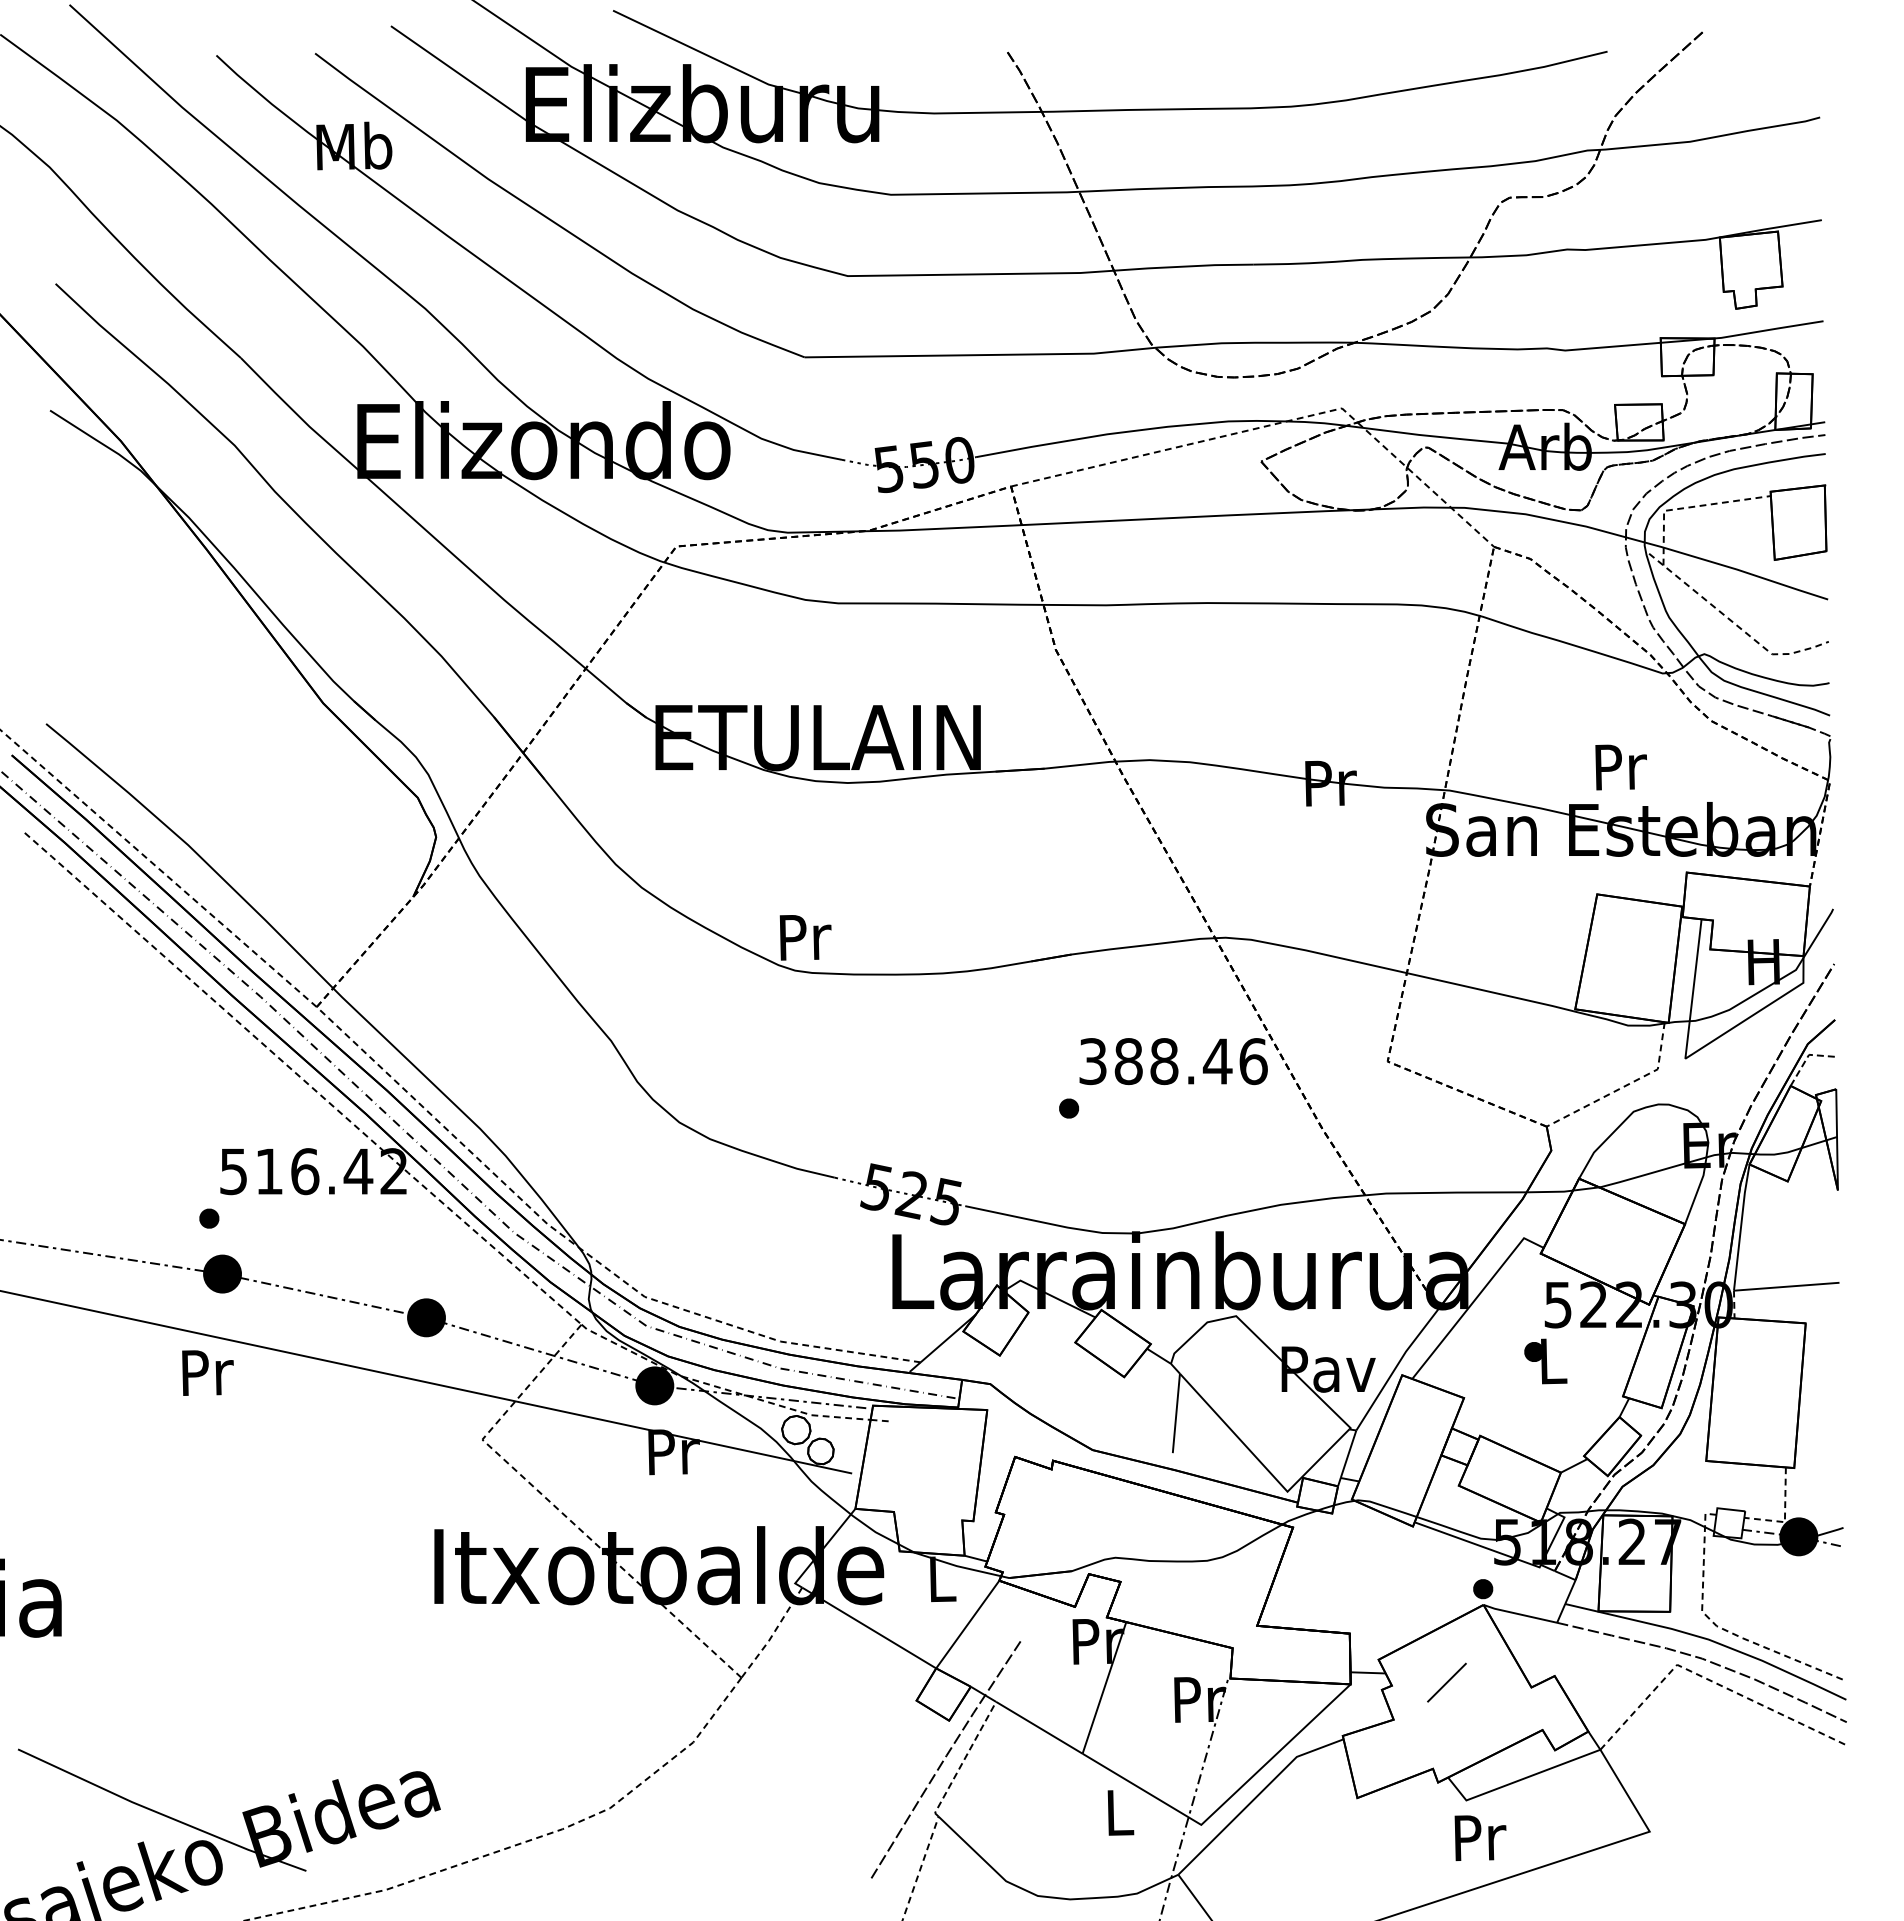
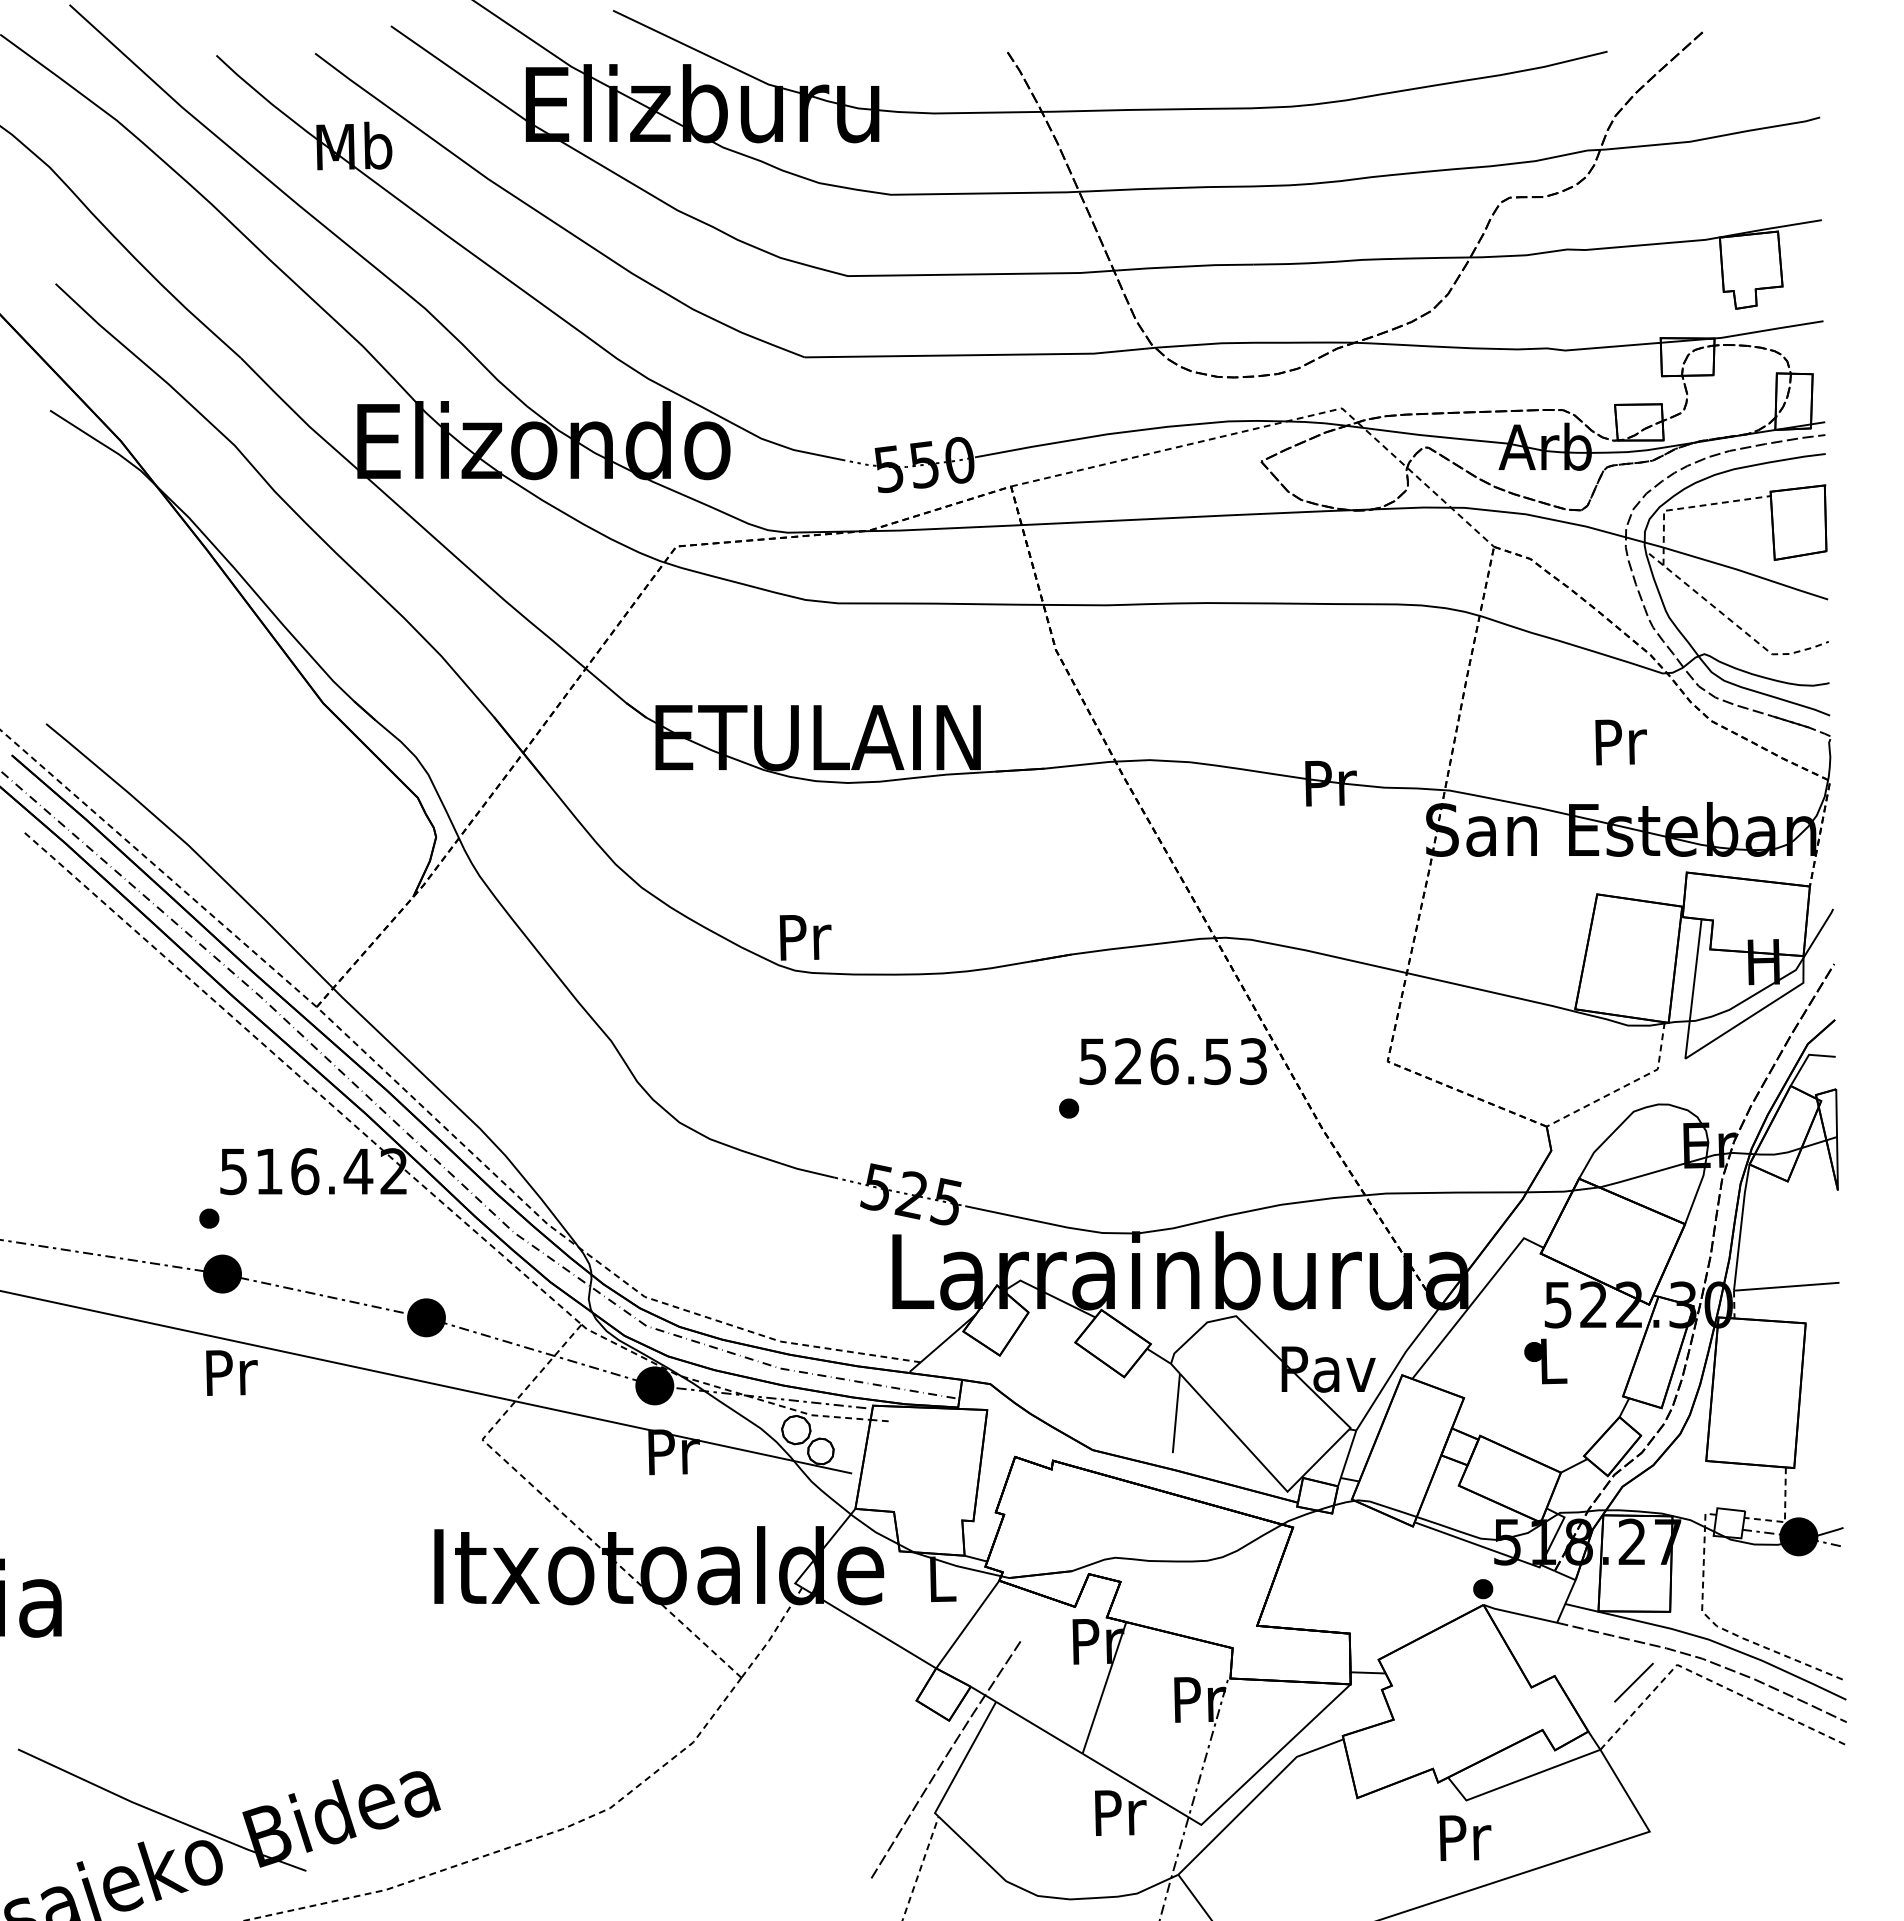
text position: (1620, 767) -> (1620, 742) (1620, 742)
line: dashed -> solid (1807, 1058)
text: 388.46 -> 526.53 (1173, 1061)
text position: (207, 1372) -> (231, 1372) (231, 1372)
line position: (1446, 1682) -> (1633, 1682) (1633, 1682)
line: dashed -> solid (963, 1760)
text: L -> Pr (1120, 1812)
text position: (1480, 1837) -> (1465, 1837) (1465, 1837)
